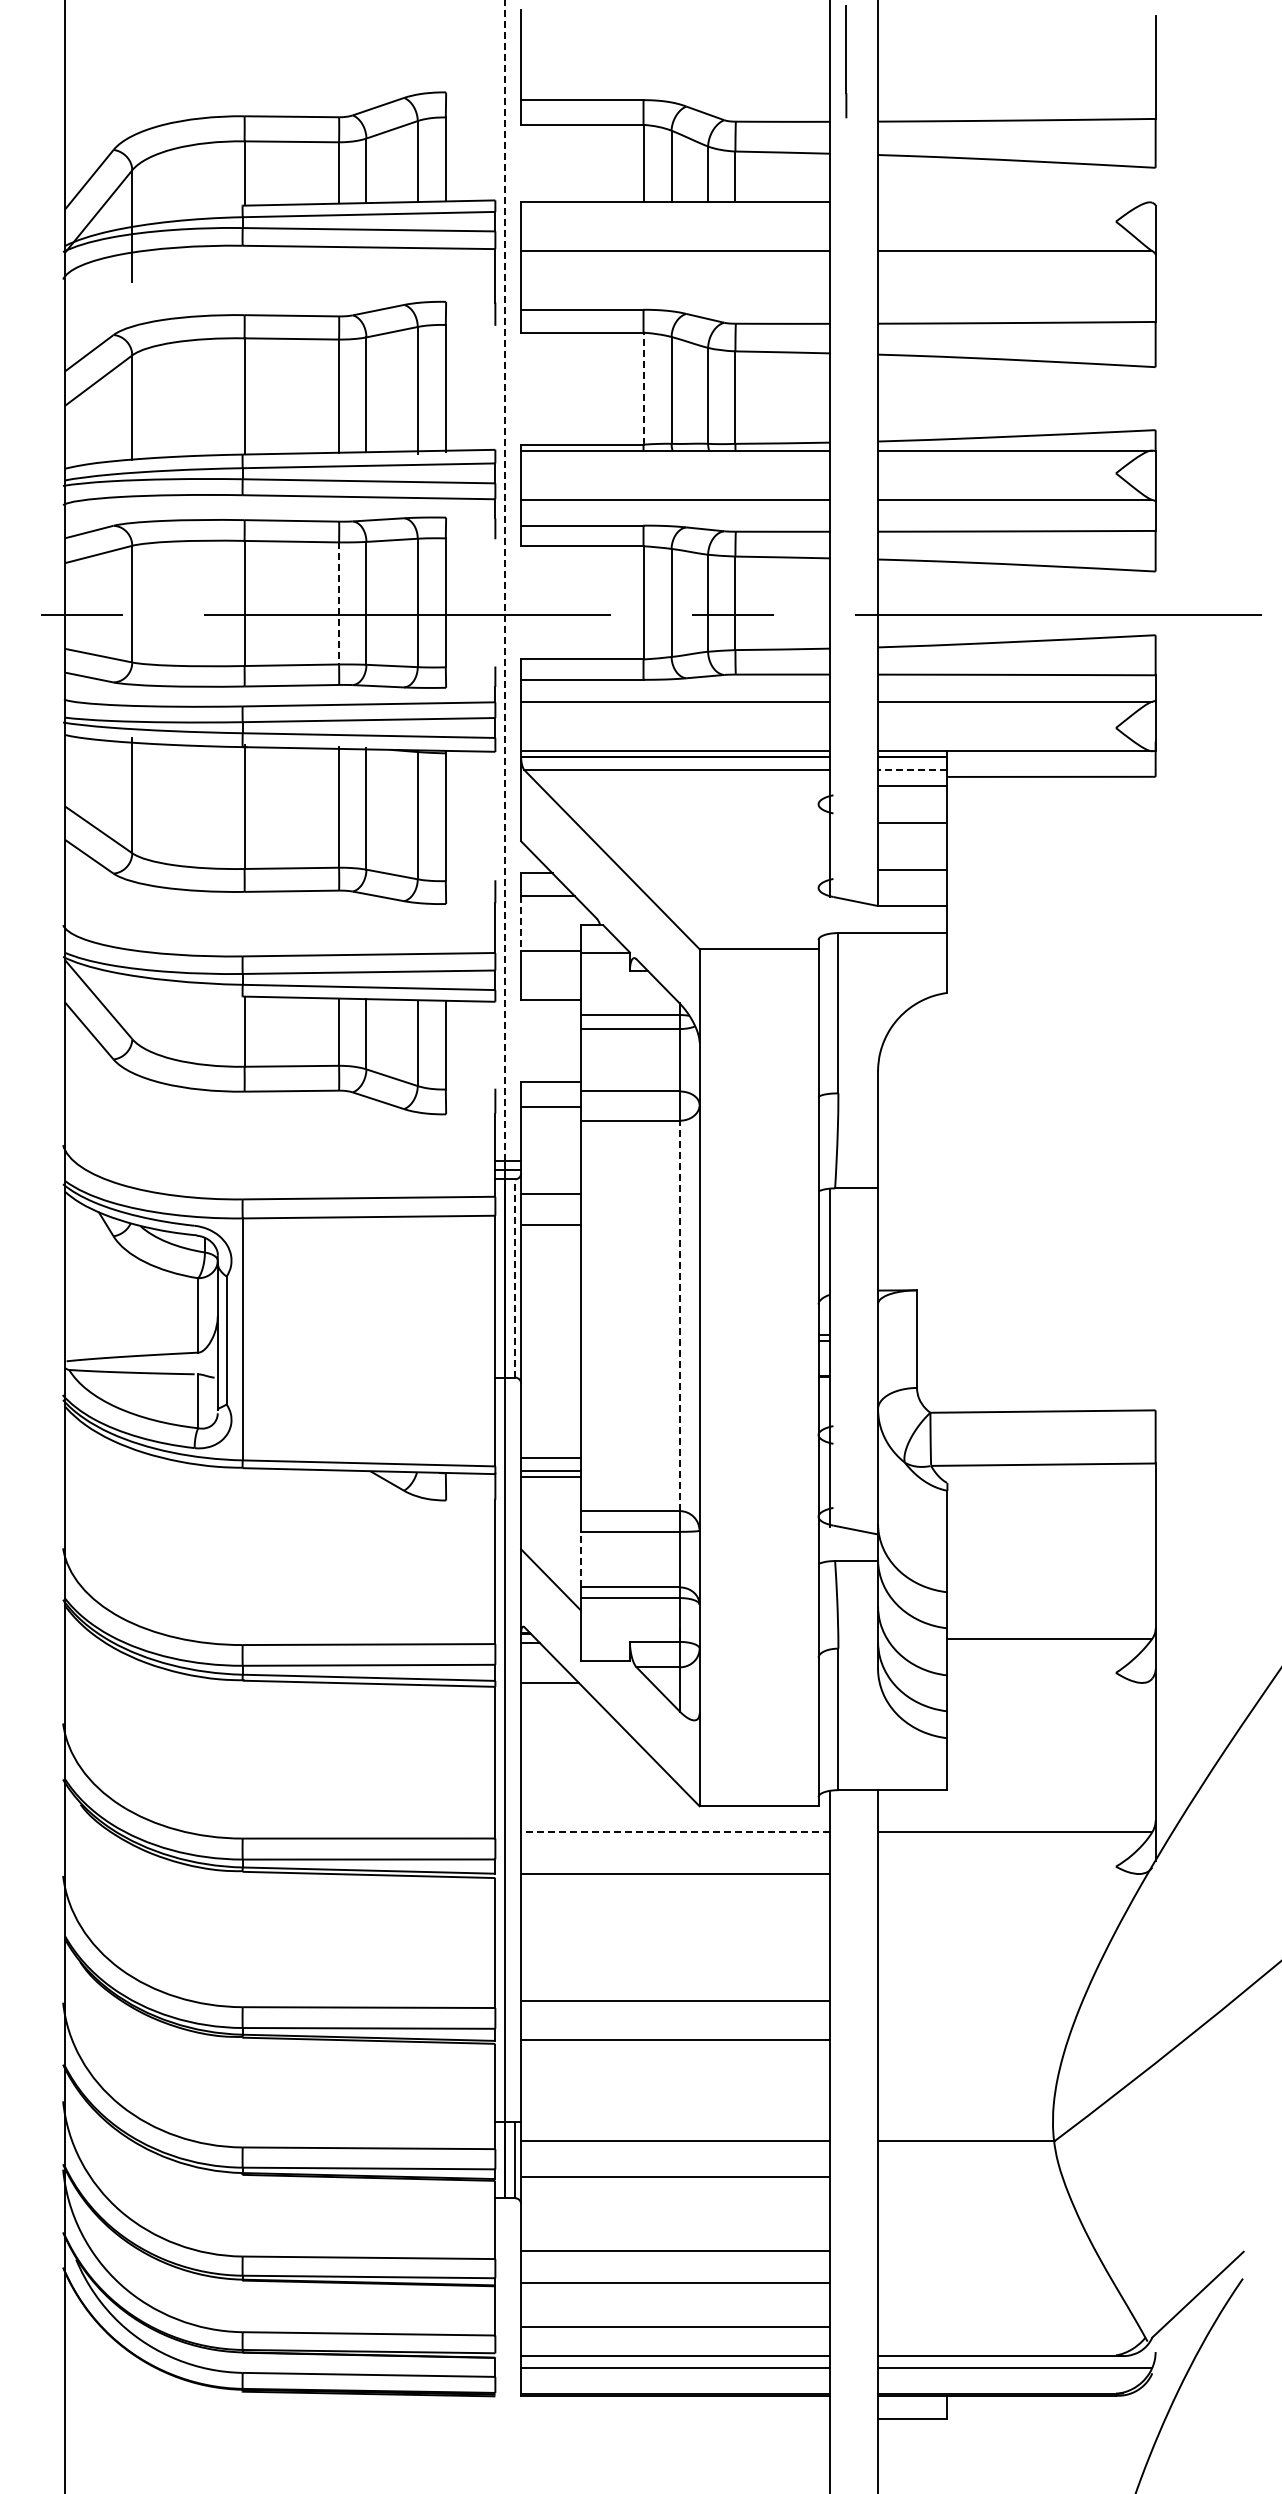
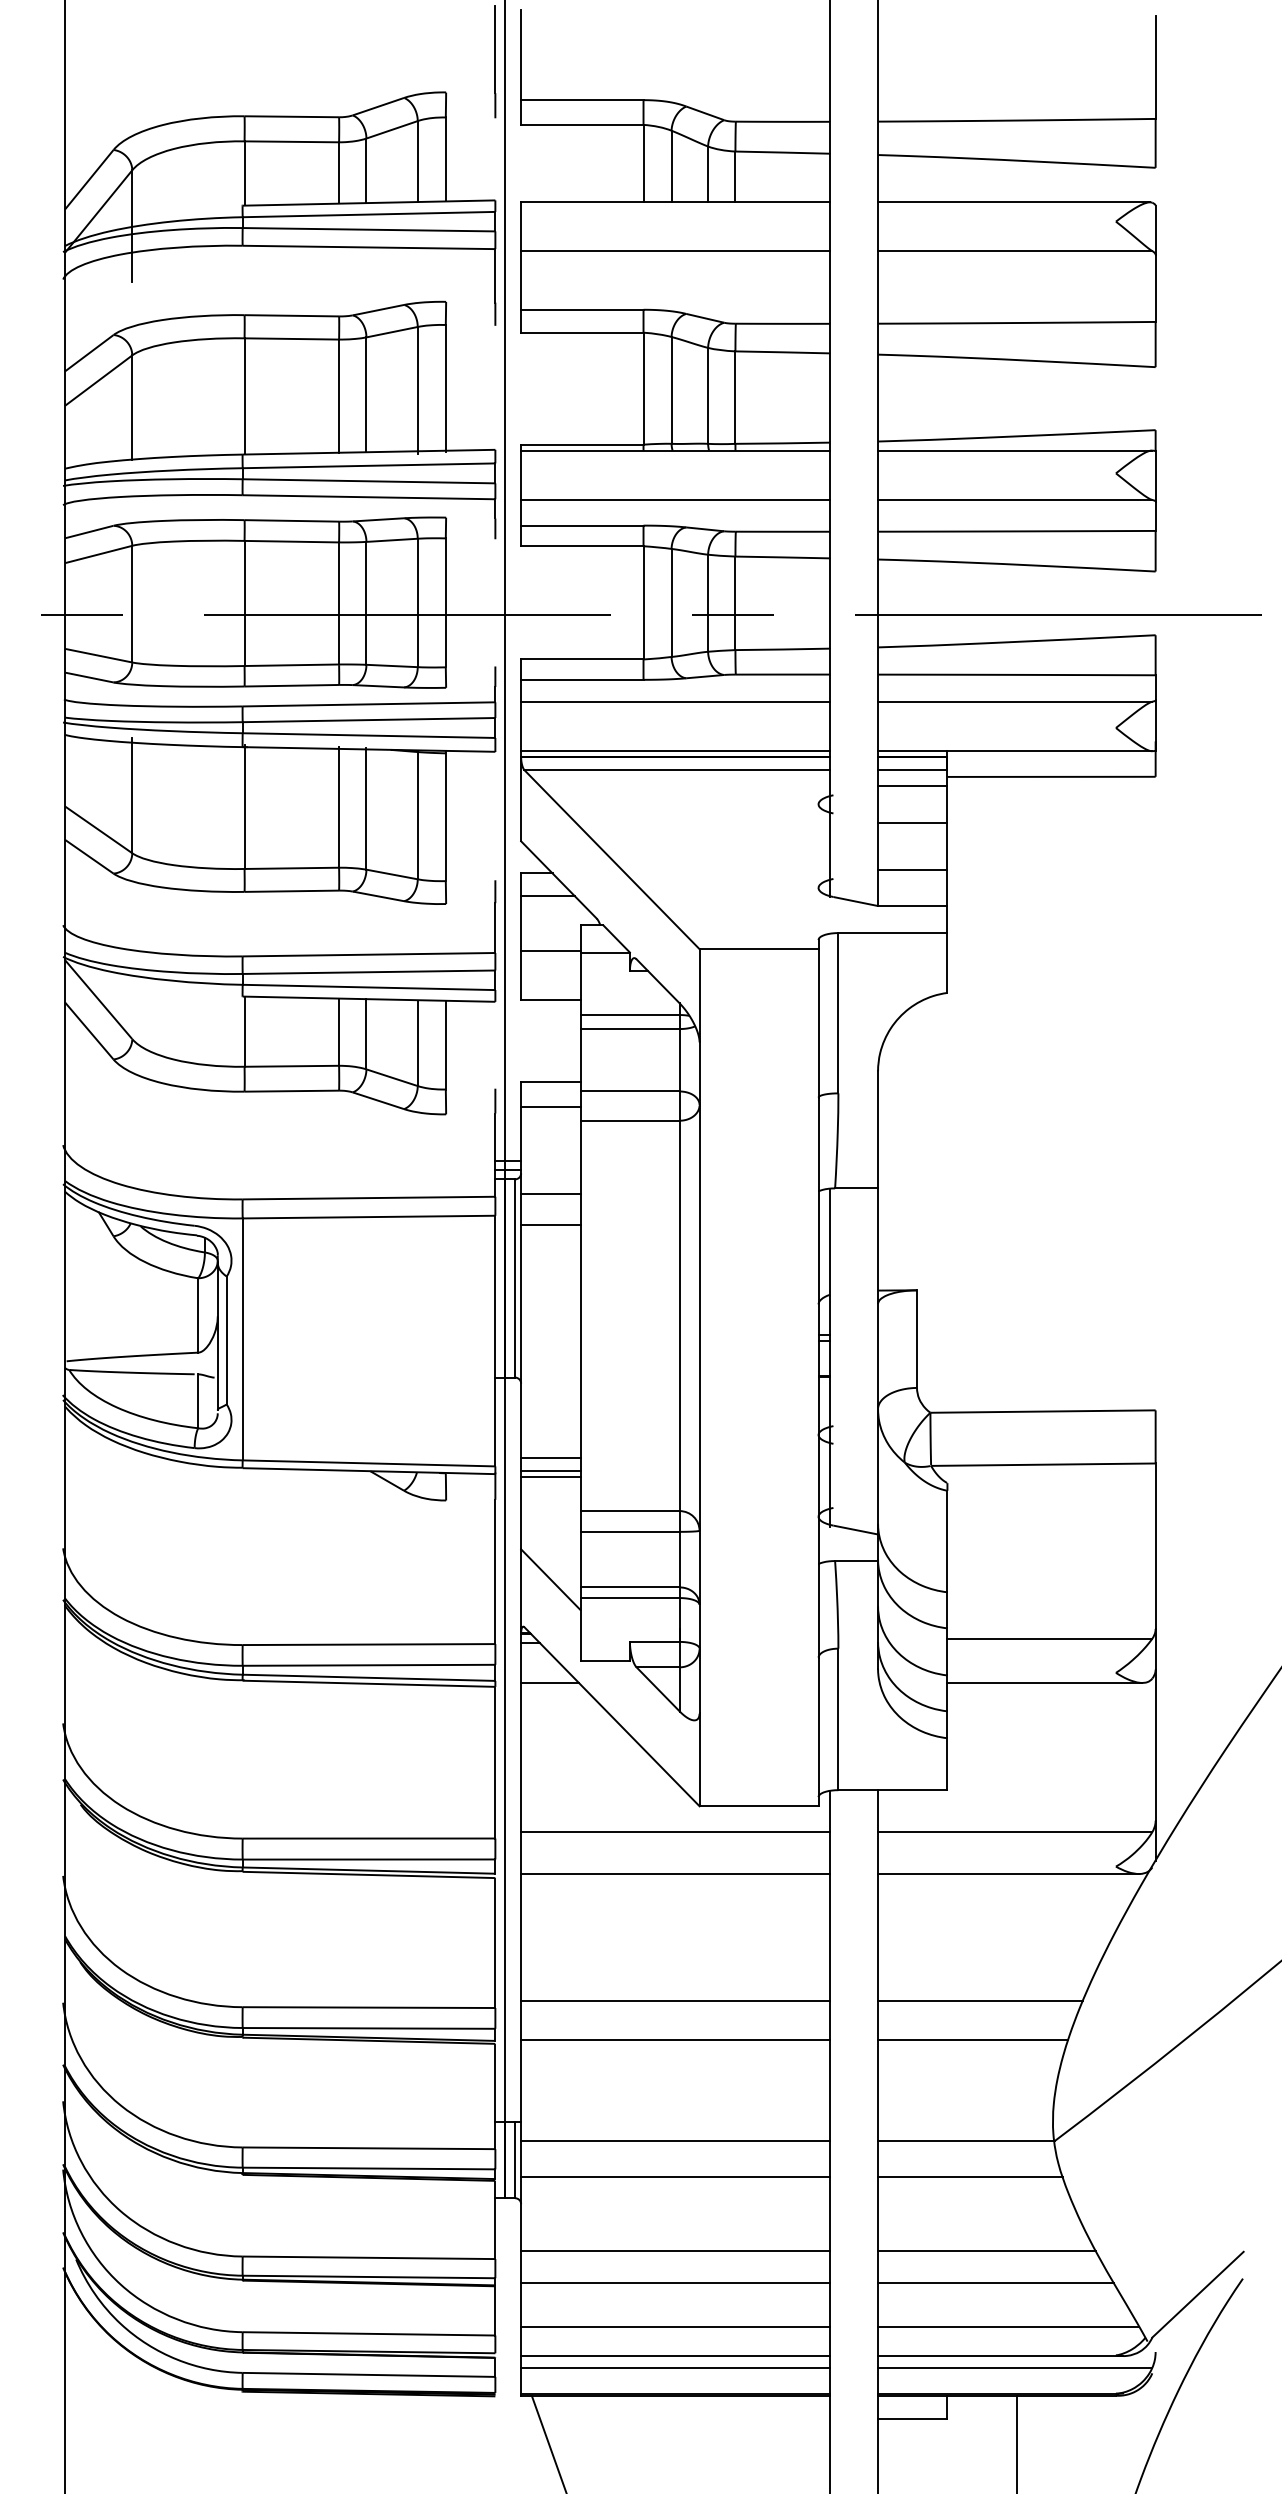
line position: (846, 61) -> (495, 61) (495, 61)
line: none -> present (1013, 202)
line: dashed -> solid (643, 388)
line: dashed -> solid (505, 580)
line: dashed -> solid (339, 603)
line: dashed -> solid (912, 770)
line: dashed -> solid (521, 923)
line: dashed -> solid (515, 1277)
line: dashed -> solid (679, 1315)
line: dashed -> solid (580, 1559)
line: none -> present (1044, 1682)
line: dashed -> solid (675, 1832)
line: none -> present (1008, 1874)
line: none -> present (980, 2000)
line: none -> present (973, 2039)
line: none -> present (970, 2177)
line: none -> present (986, 2250)
line: none -> present (996, 2283)
line: none -> present (1008, 2326)
line: none -> present (548, 2442)
line: none -> present (1016, 2442)
